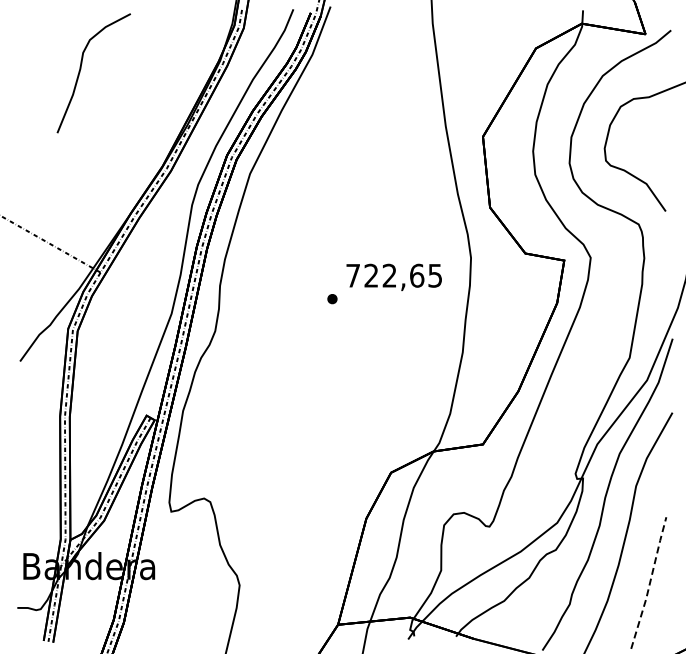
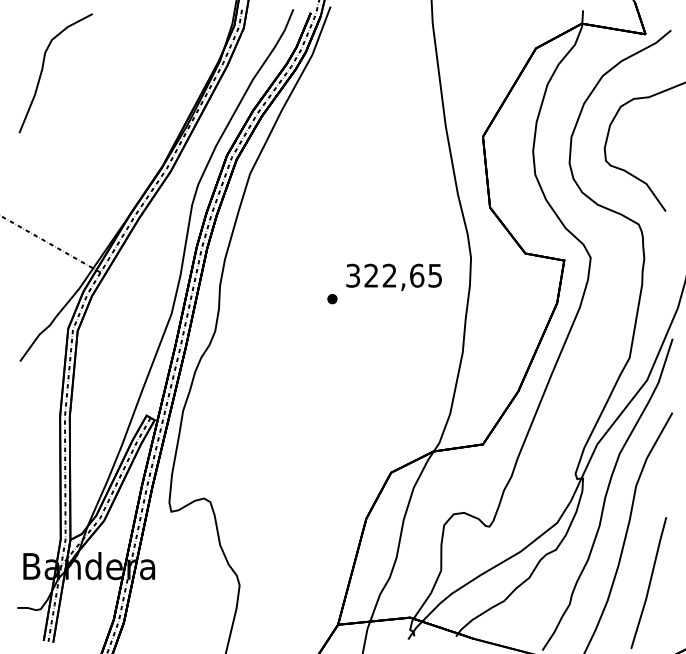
curve position: (81, 69) -> (43, 69) (43, 69)
text: 722,65 -> 322,65 (353, 275)
line: dashed -> solid (650, 582)
